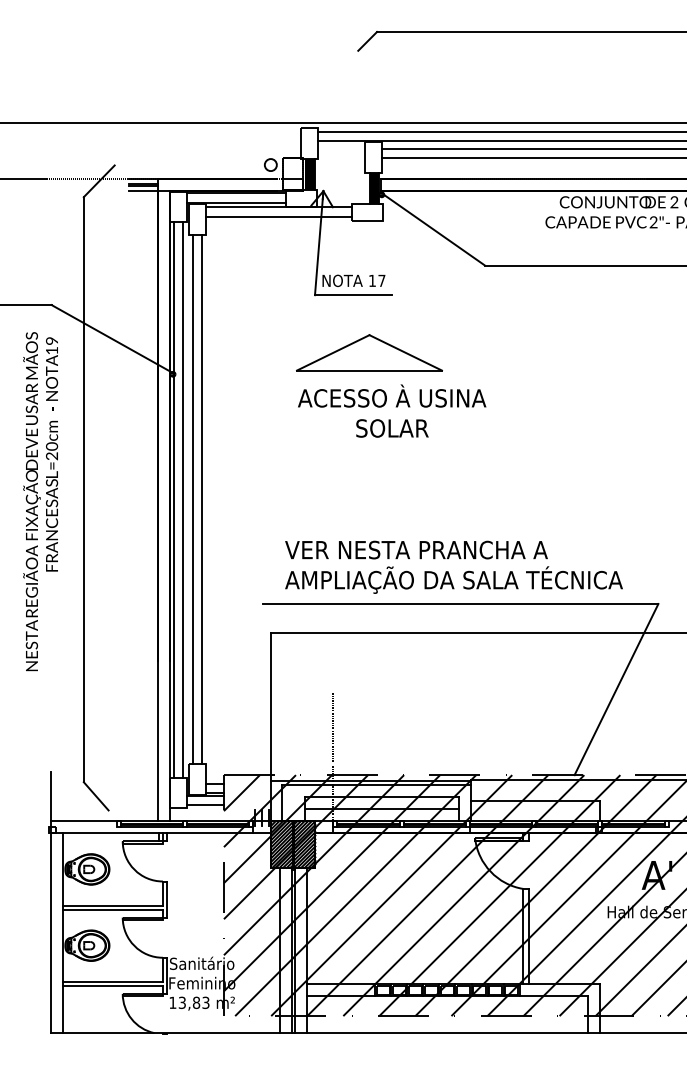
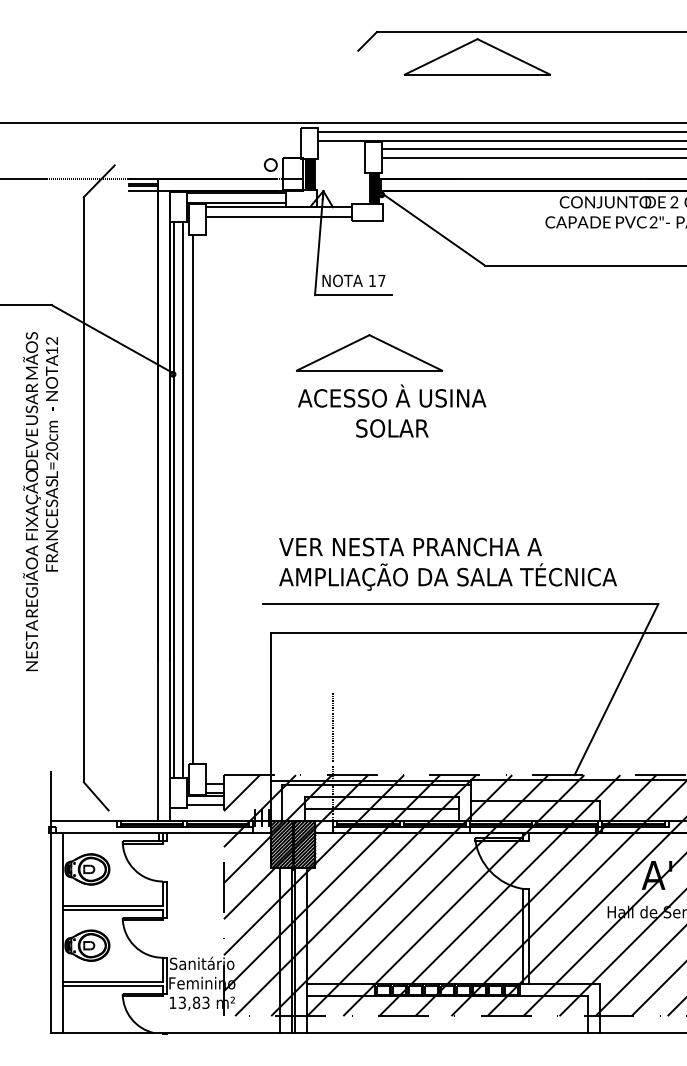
part: none -> present (477, 56)
text: 19 -> 12 (52, 341)
line: present -> none (202, 499)
text position: (453, 566) -> (447, 563) (447, 563)
